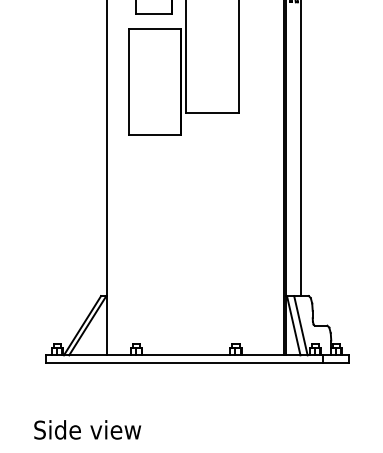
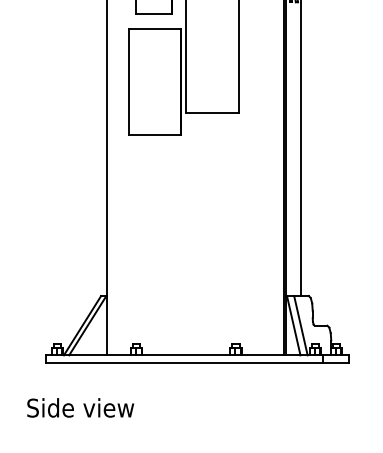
text position: (87, 429) -> (80, 407) (80, 407)
